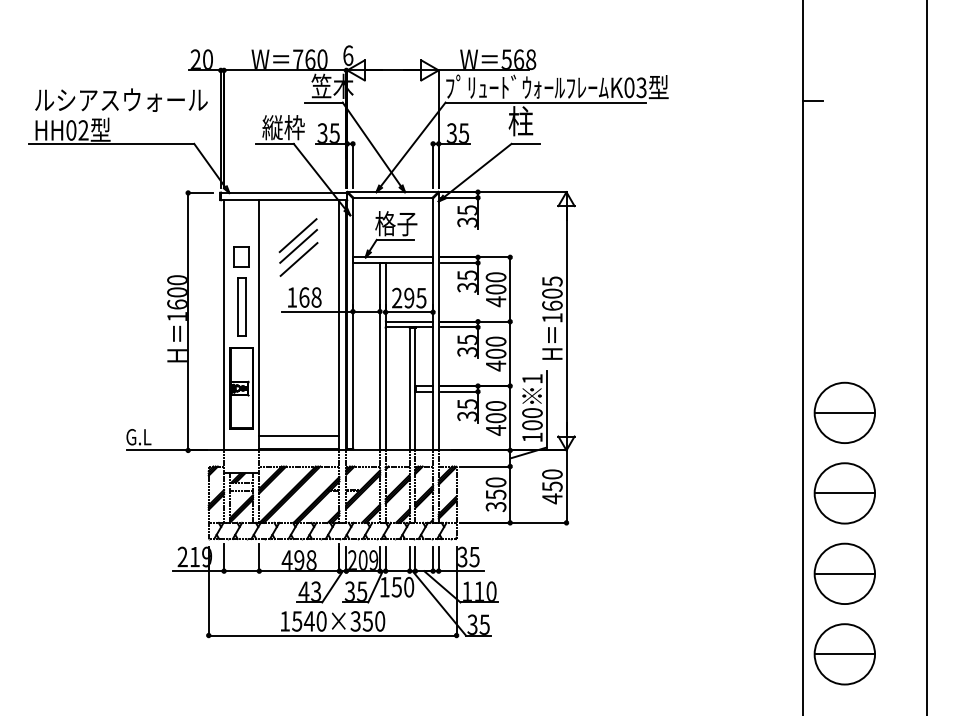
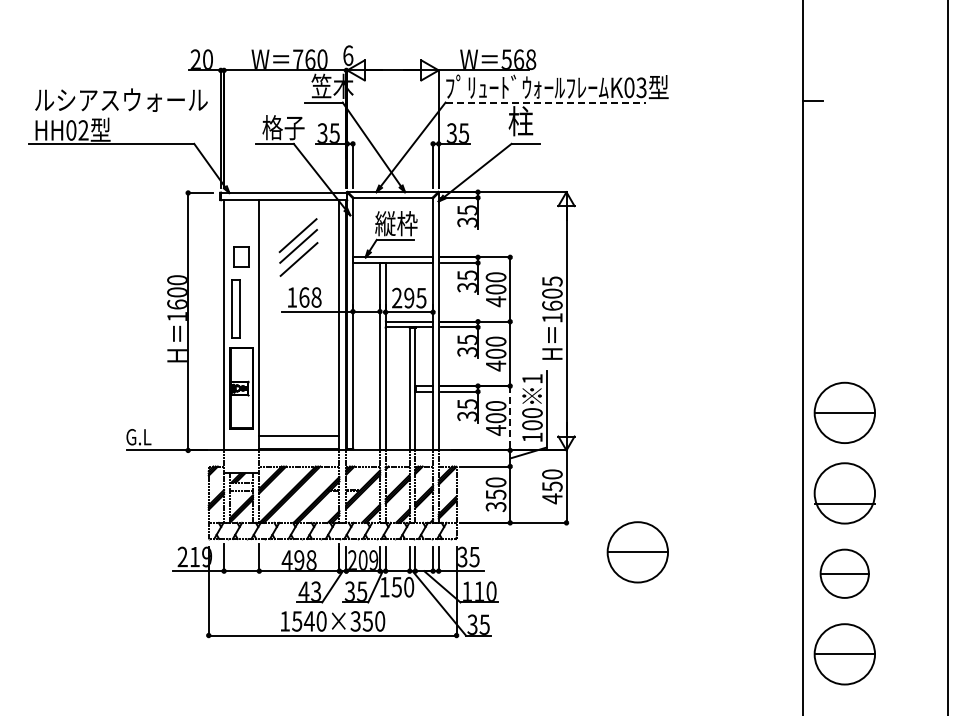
line: solid -> dashed (546, 102)
text: 縦枠 -> 格子 (283, 127)
text: 格子 -> 縦枠 (396, 223)
part position: (241, 306) -> (235, 308) (235, 308)
line position: (927, 357) -> (948, 357) (948, 357)
line: solid -> dashed (510, 418)
line position: (844, 493) -> (844, 504) (844, 504)
part: none -> present (637, 552)
part size: 63x63 px -> 51x51 px (844, 573)
